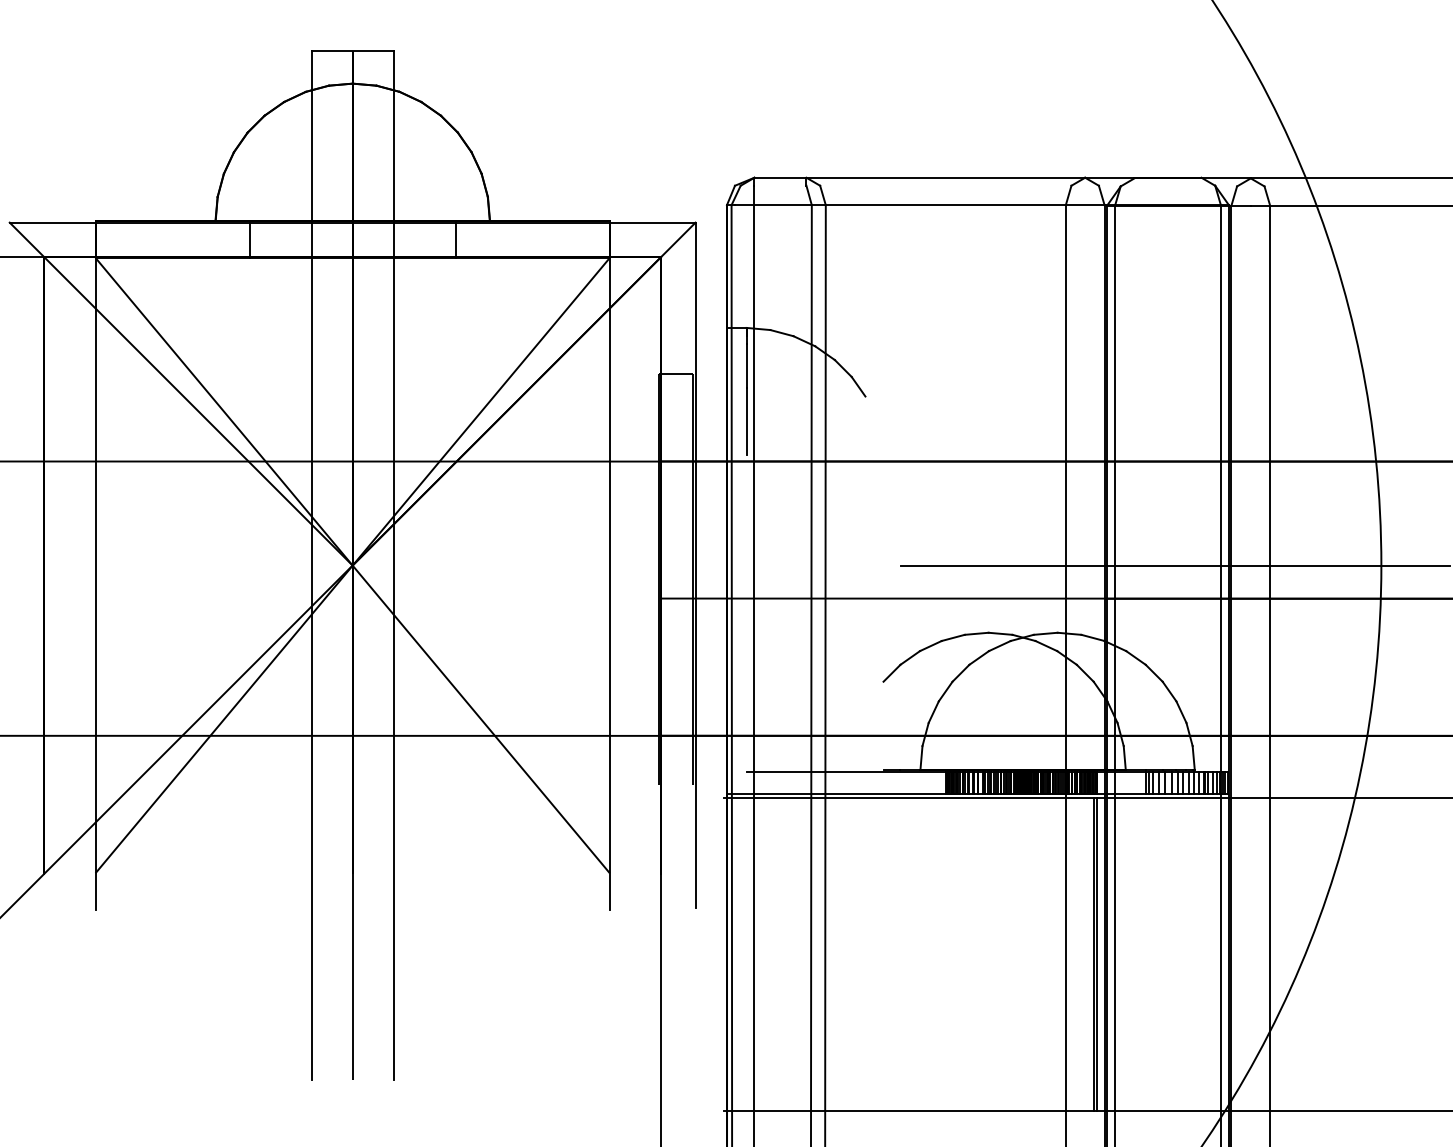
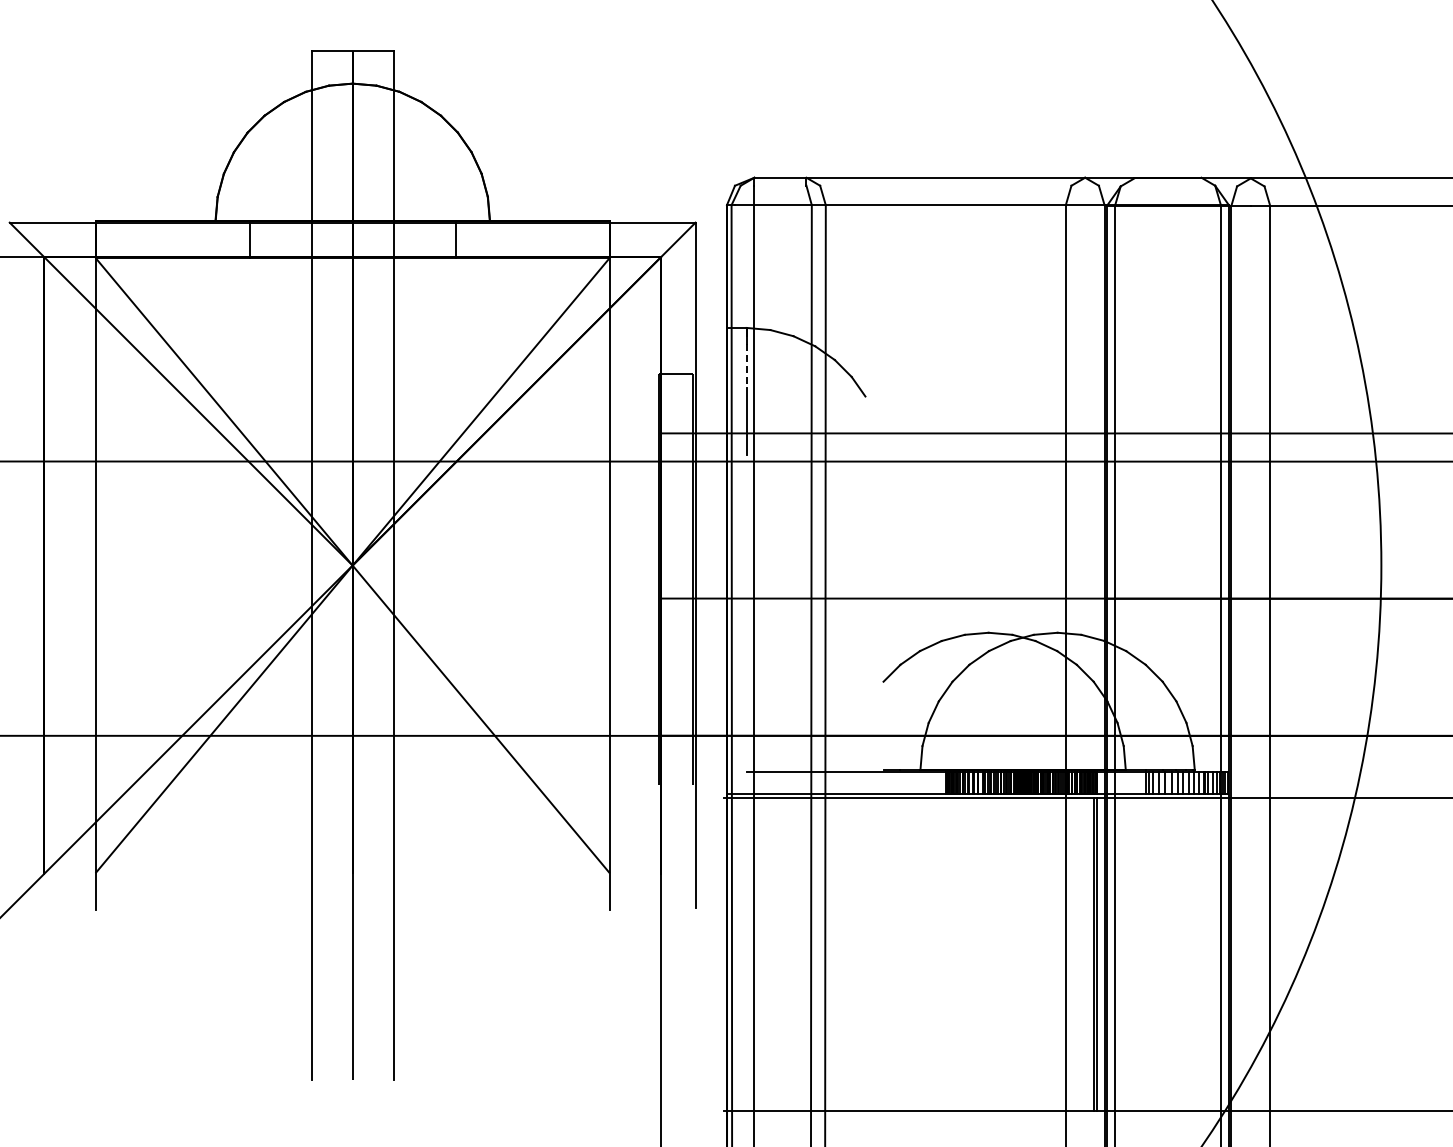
line: solid -> dashed (746, 366)
line position: (1054, 461) -> (1054, 433) (1054, 433)
line: present -> none (1175, 565)
